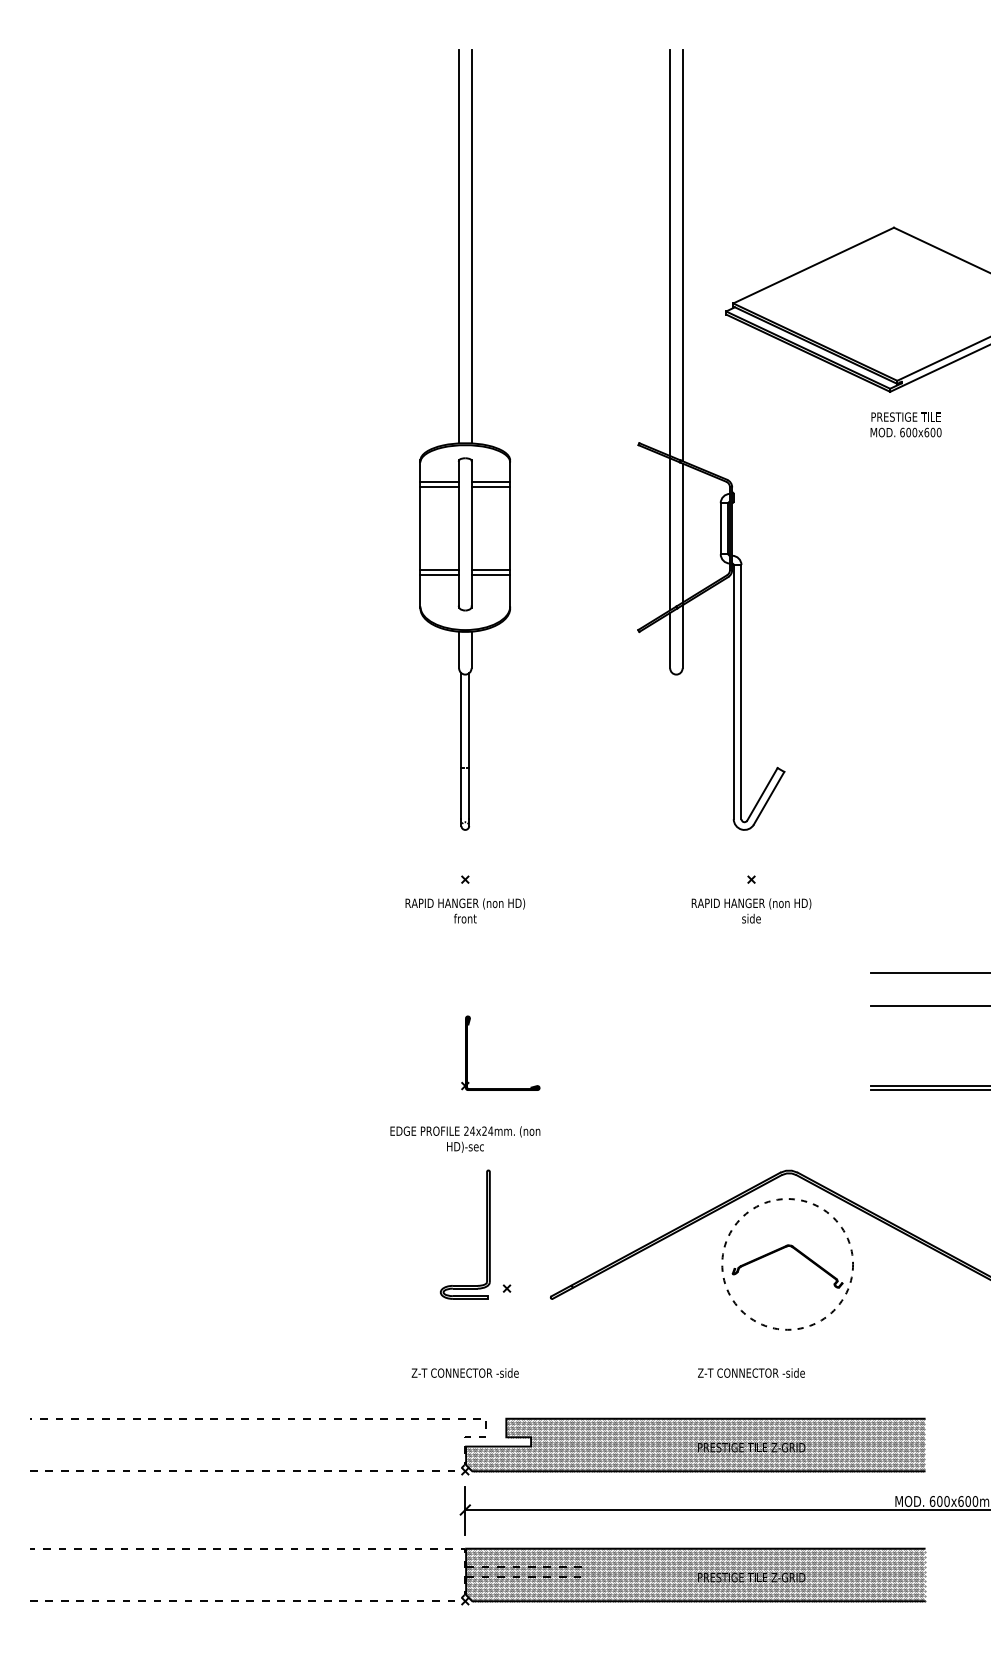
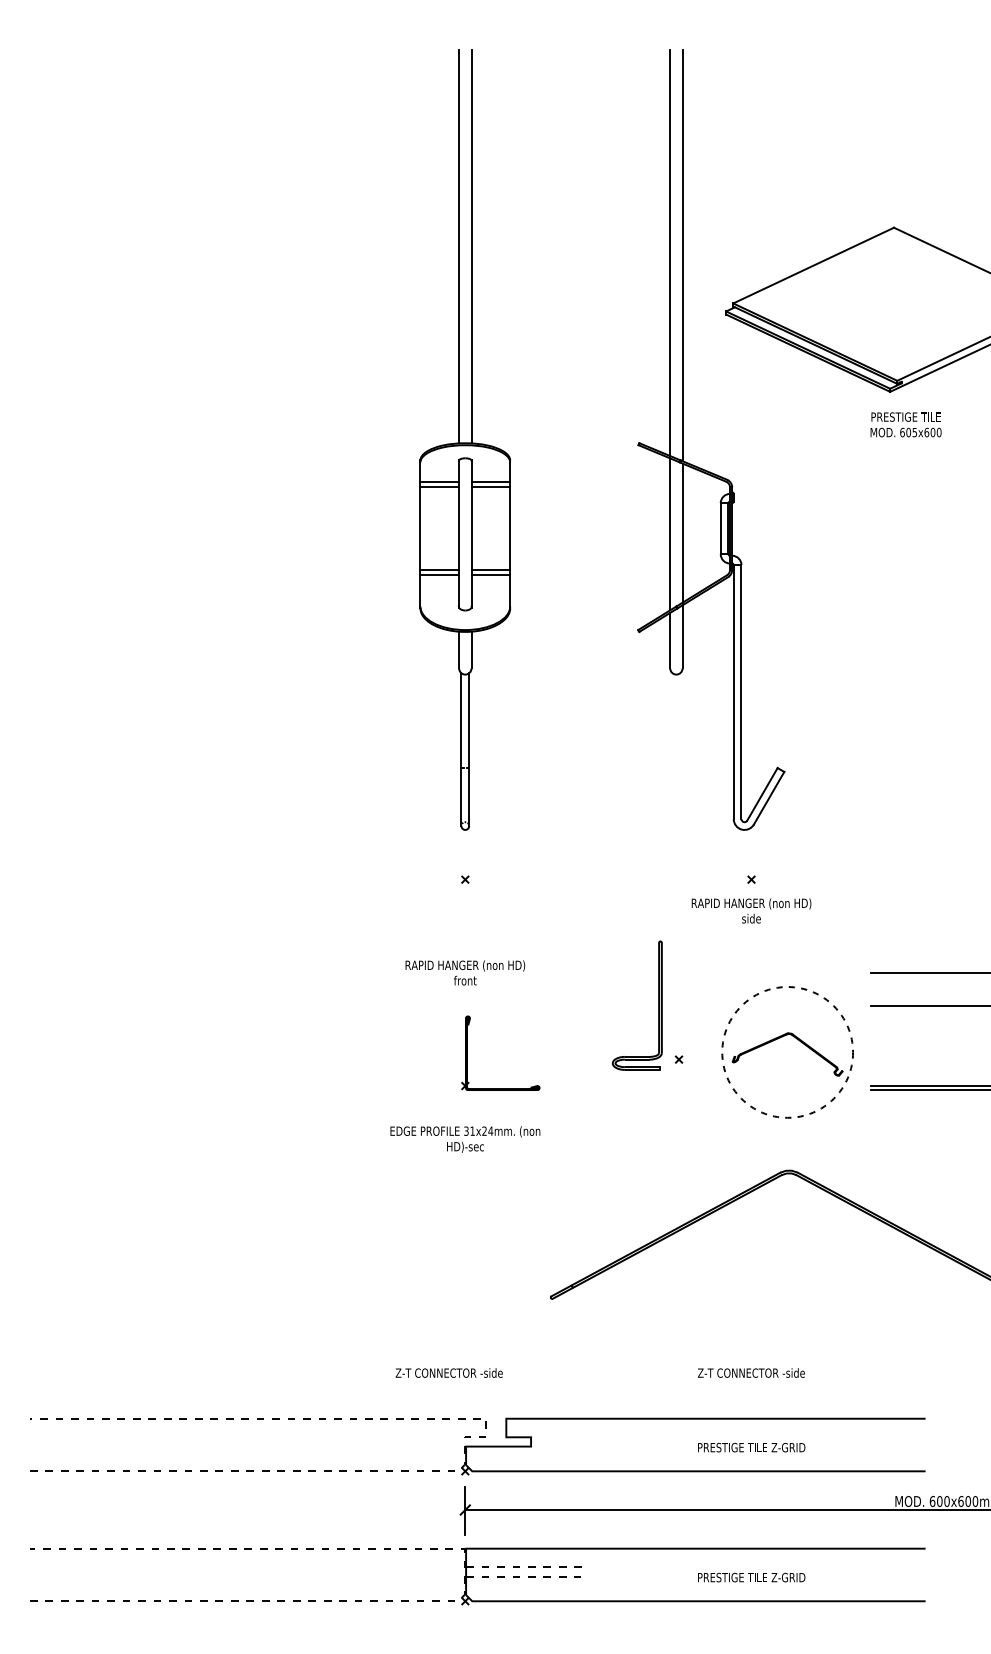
text: 600x600 -> 605x600 (914, 432)
text position: (465, 910) -> (465, 972) (465, 972)
text: 24x24mm. -> 31x24mm. (469, 1130)
part position: (486, 1234) -> (658, 1005) (658, 1005)
part position: (780, 1250) -> (780, 1038) (780, 1038)
text position: (464, 1372) -> (448, 1372) (448, 1372)
hatch: present -> none (695, 1445)
hatch: present -> none (695, 1574)
